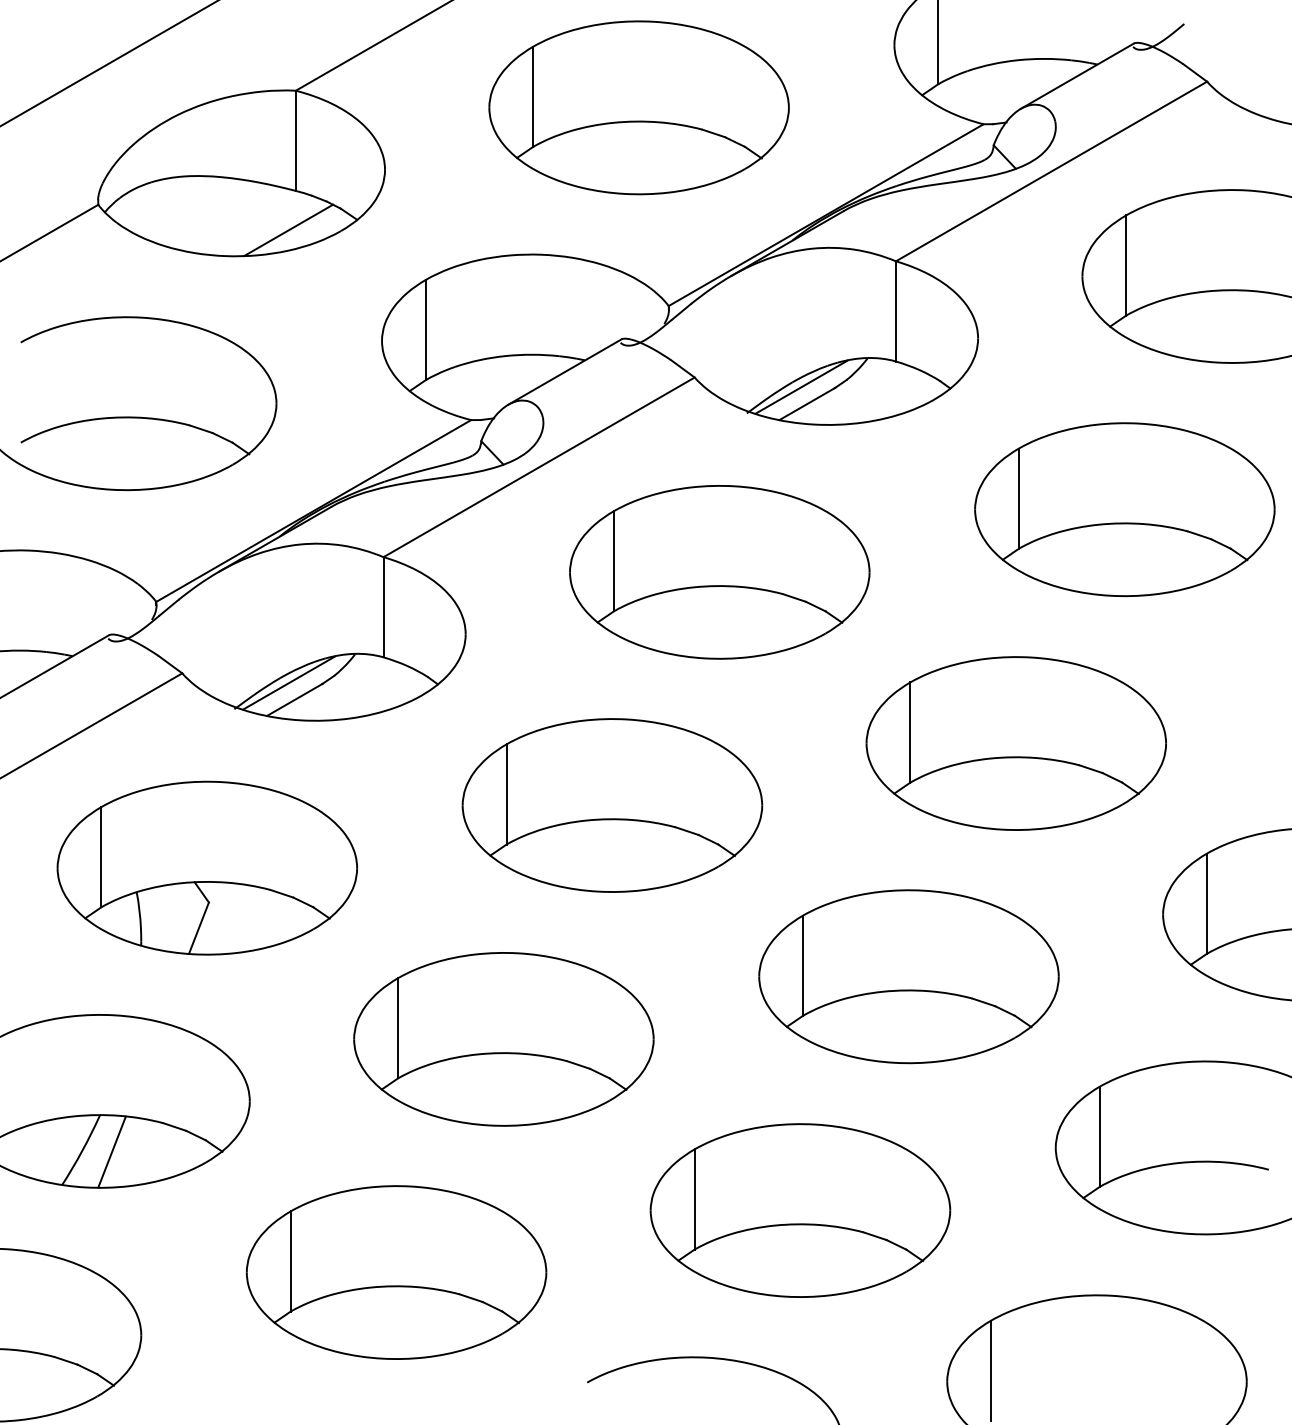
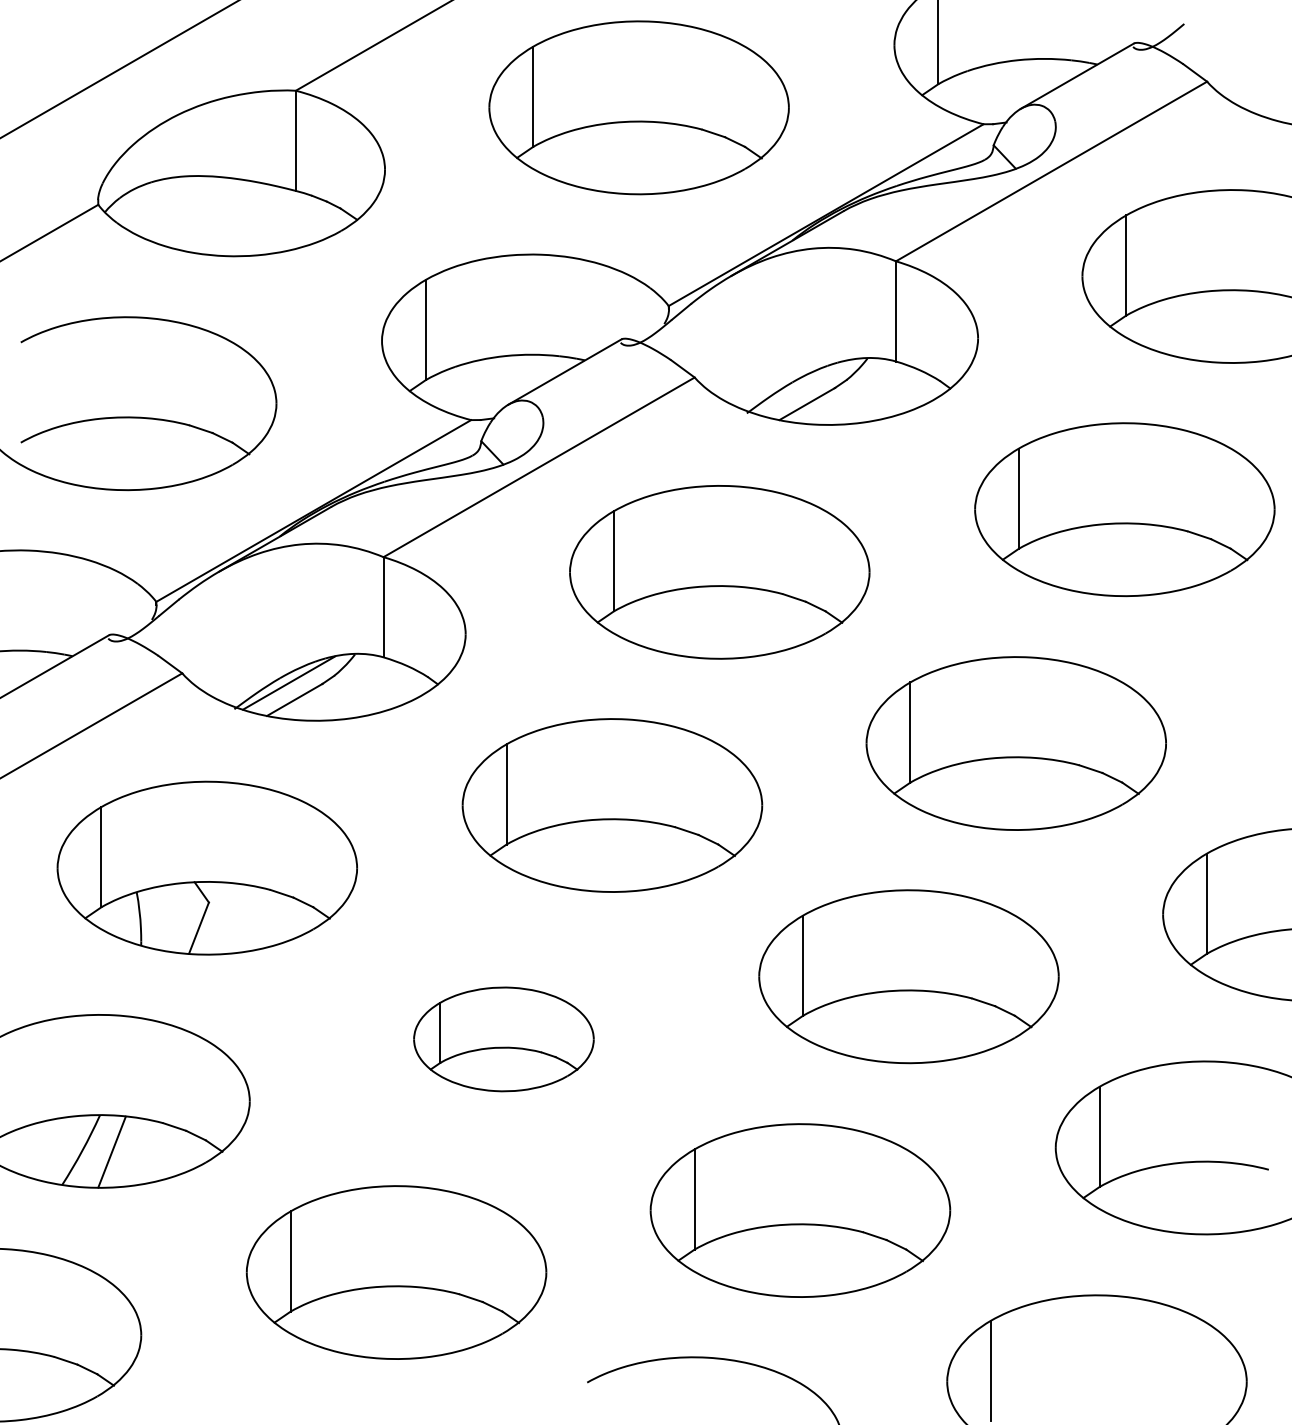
line position: (108, 63) -> (118, 69) (118, 69)
line: present -> none (288, 230)
line: present -> none (801, 386)
part size: 302x175 px -> 182x107 px (503, 1039)
